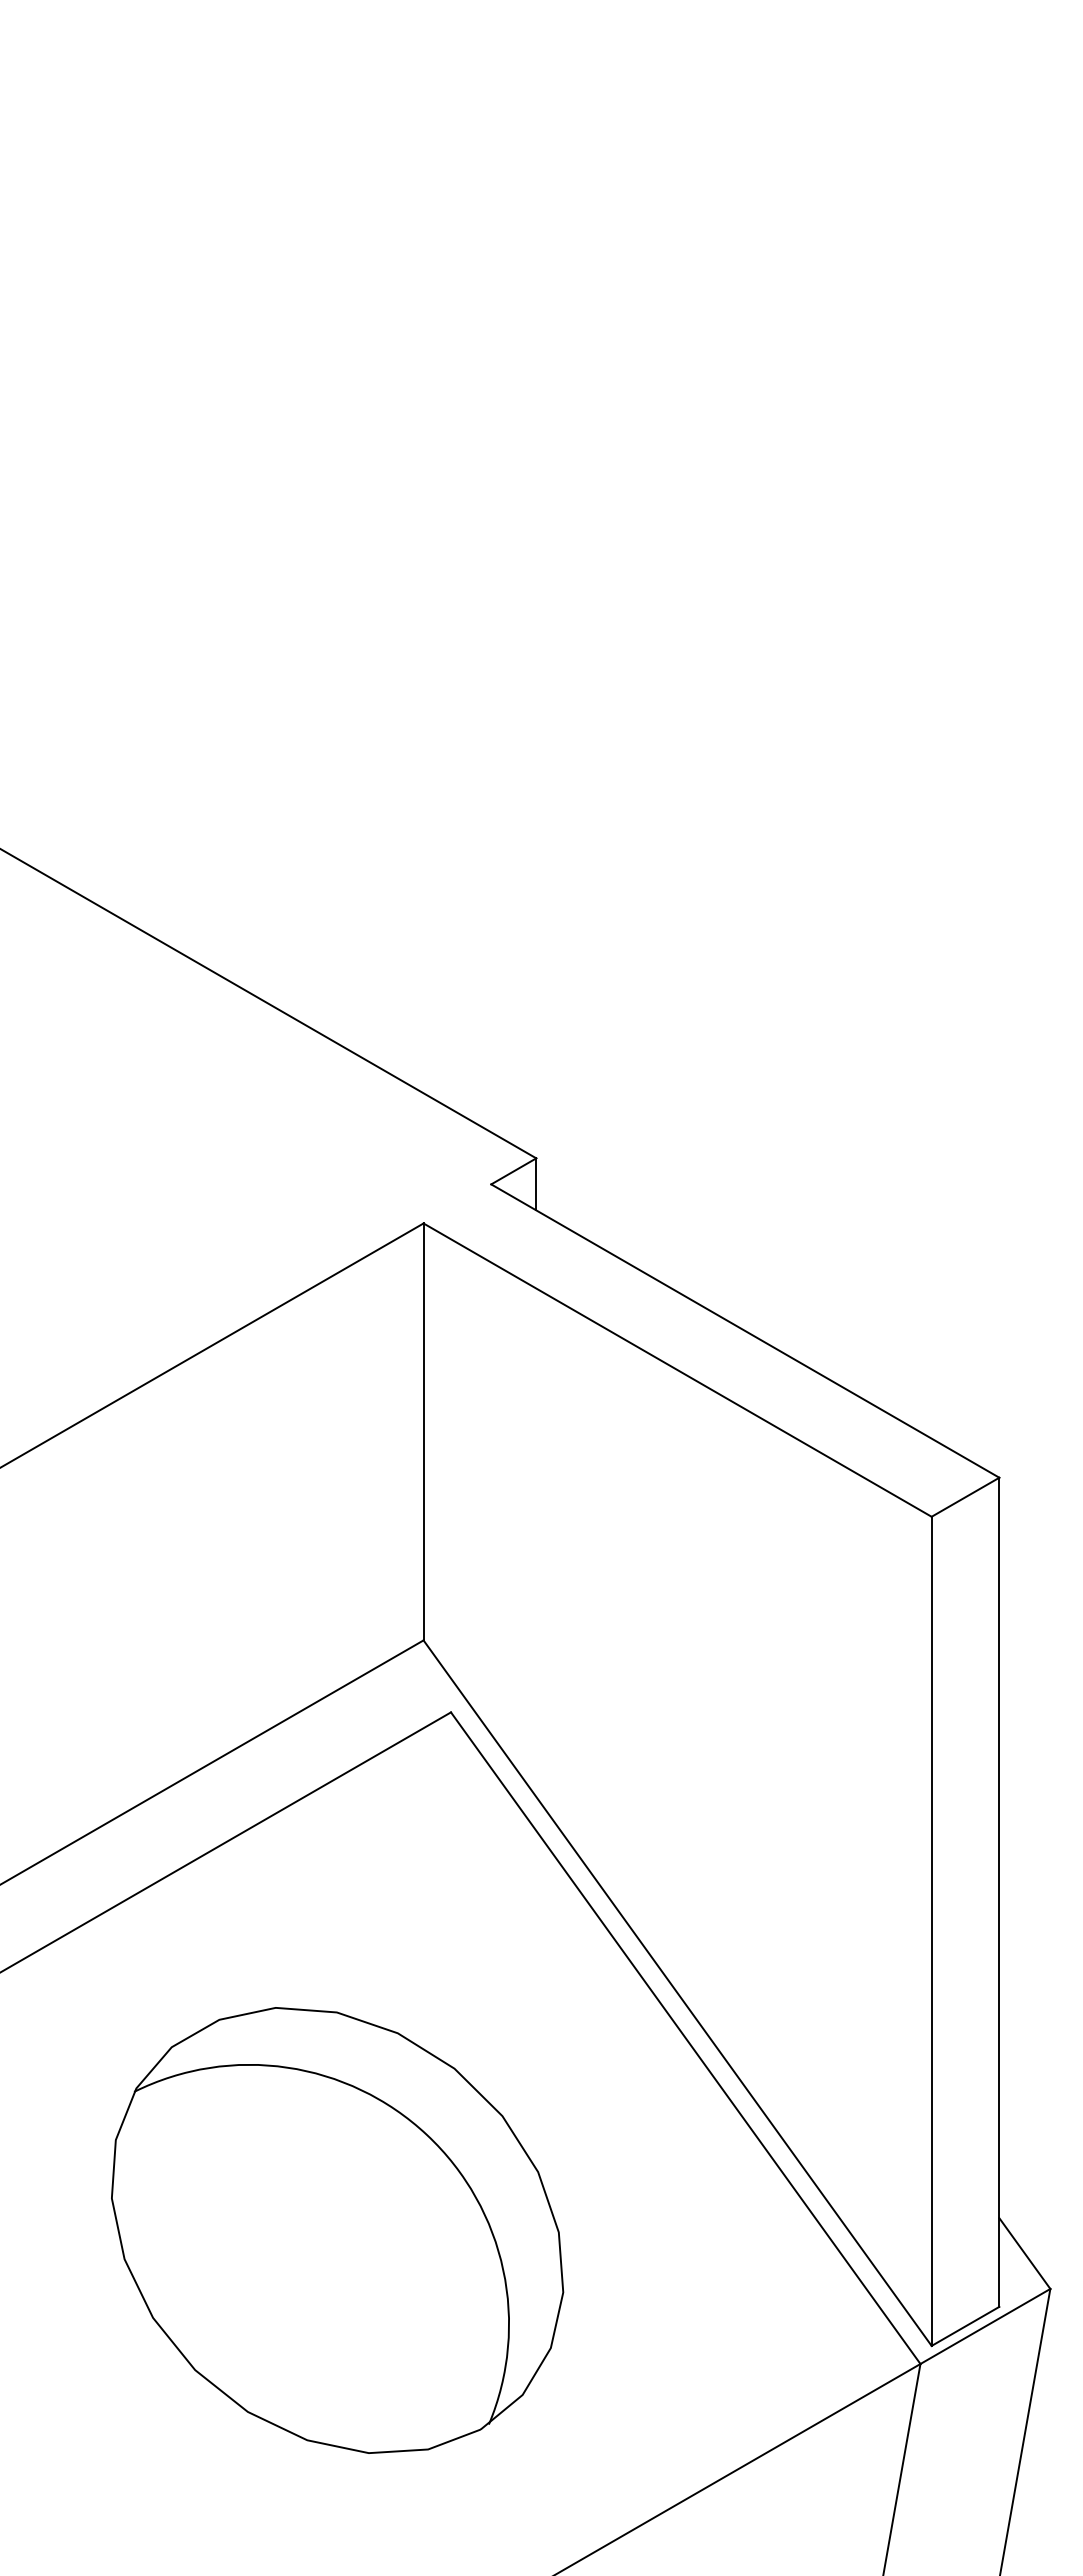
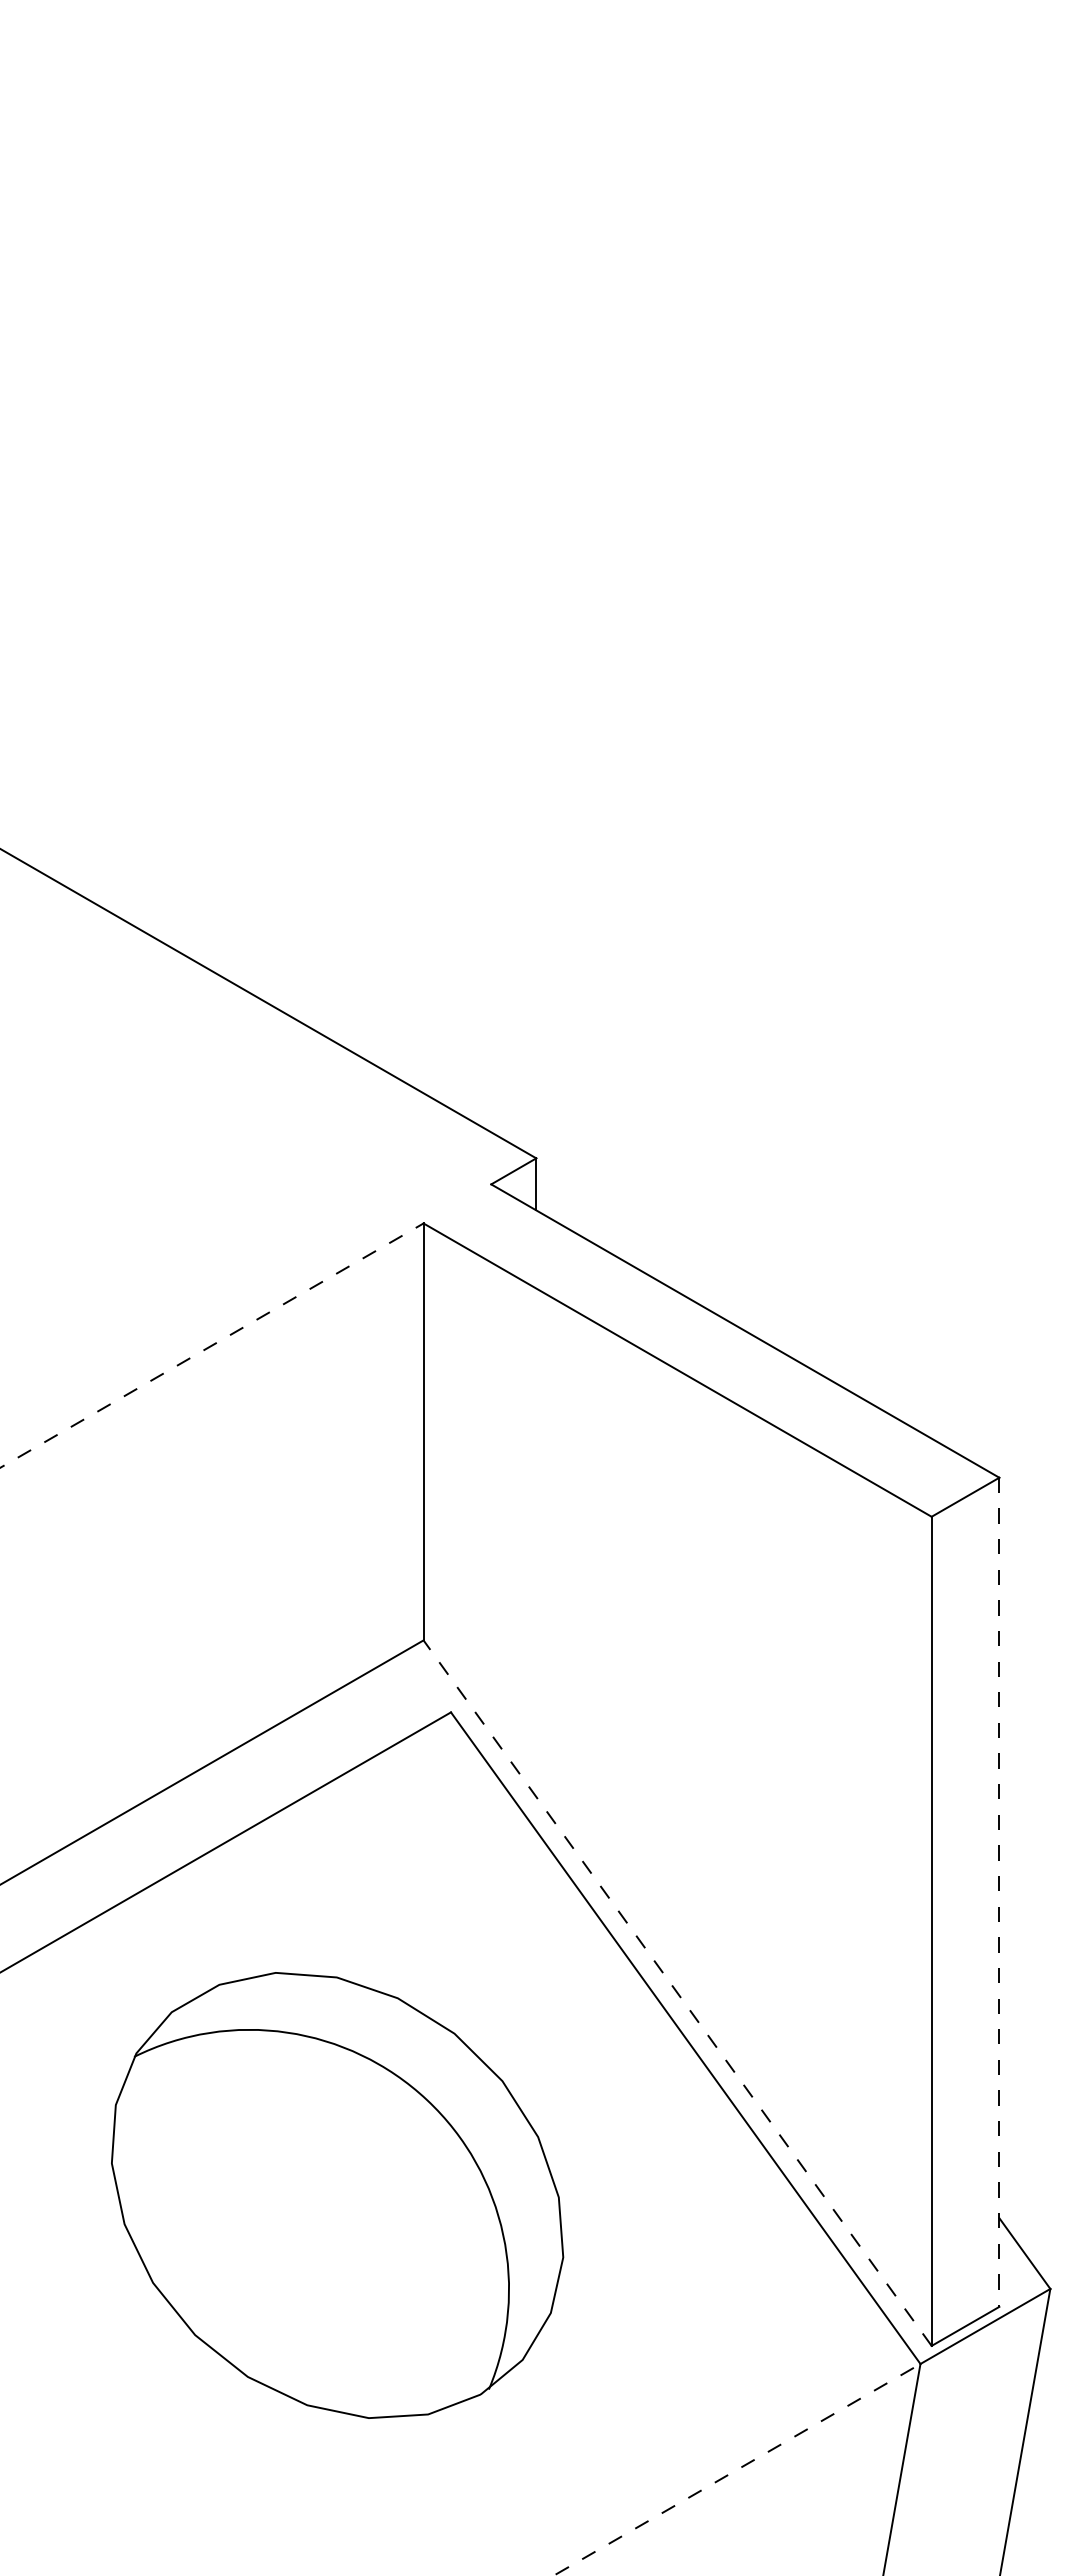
line: solid -> dashed (212, 1345)
line: solid -> dashed (999, 1892)
line: solid -> dashed (677, 1993)
part position: (337, 2230) -> (337, 2195) (337, 2195)
line: solid -> dashed (736, 2469)
